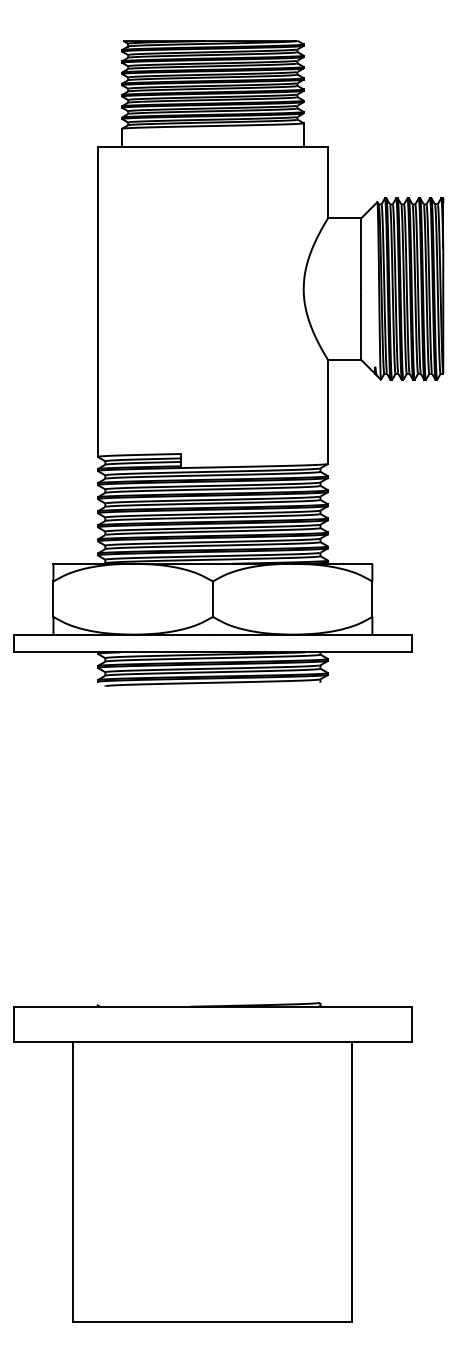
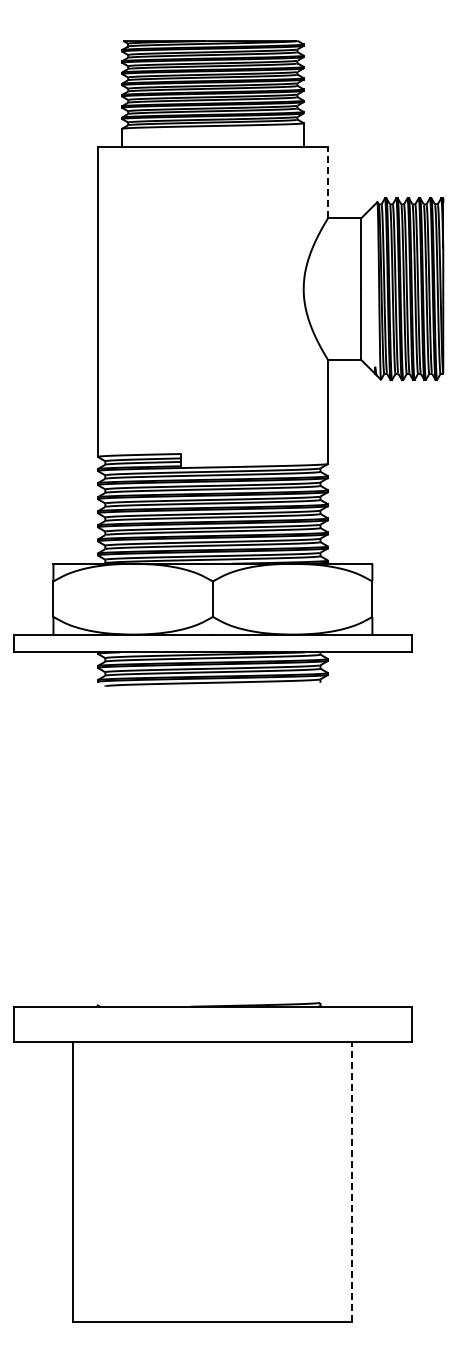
line: solid -> dashed (328, 182)
line: solid -> dashed (352, 1182)
